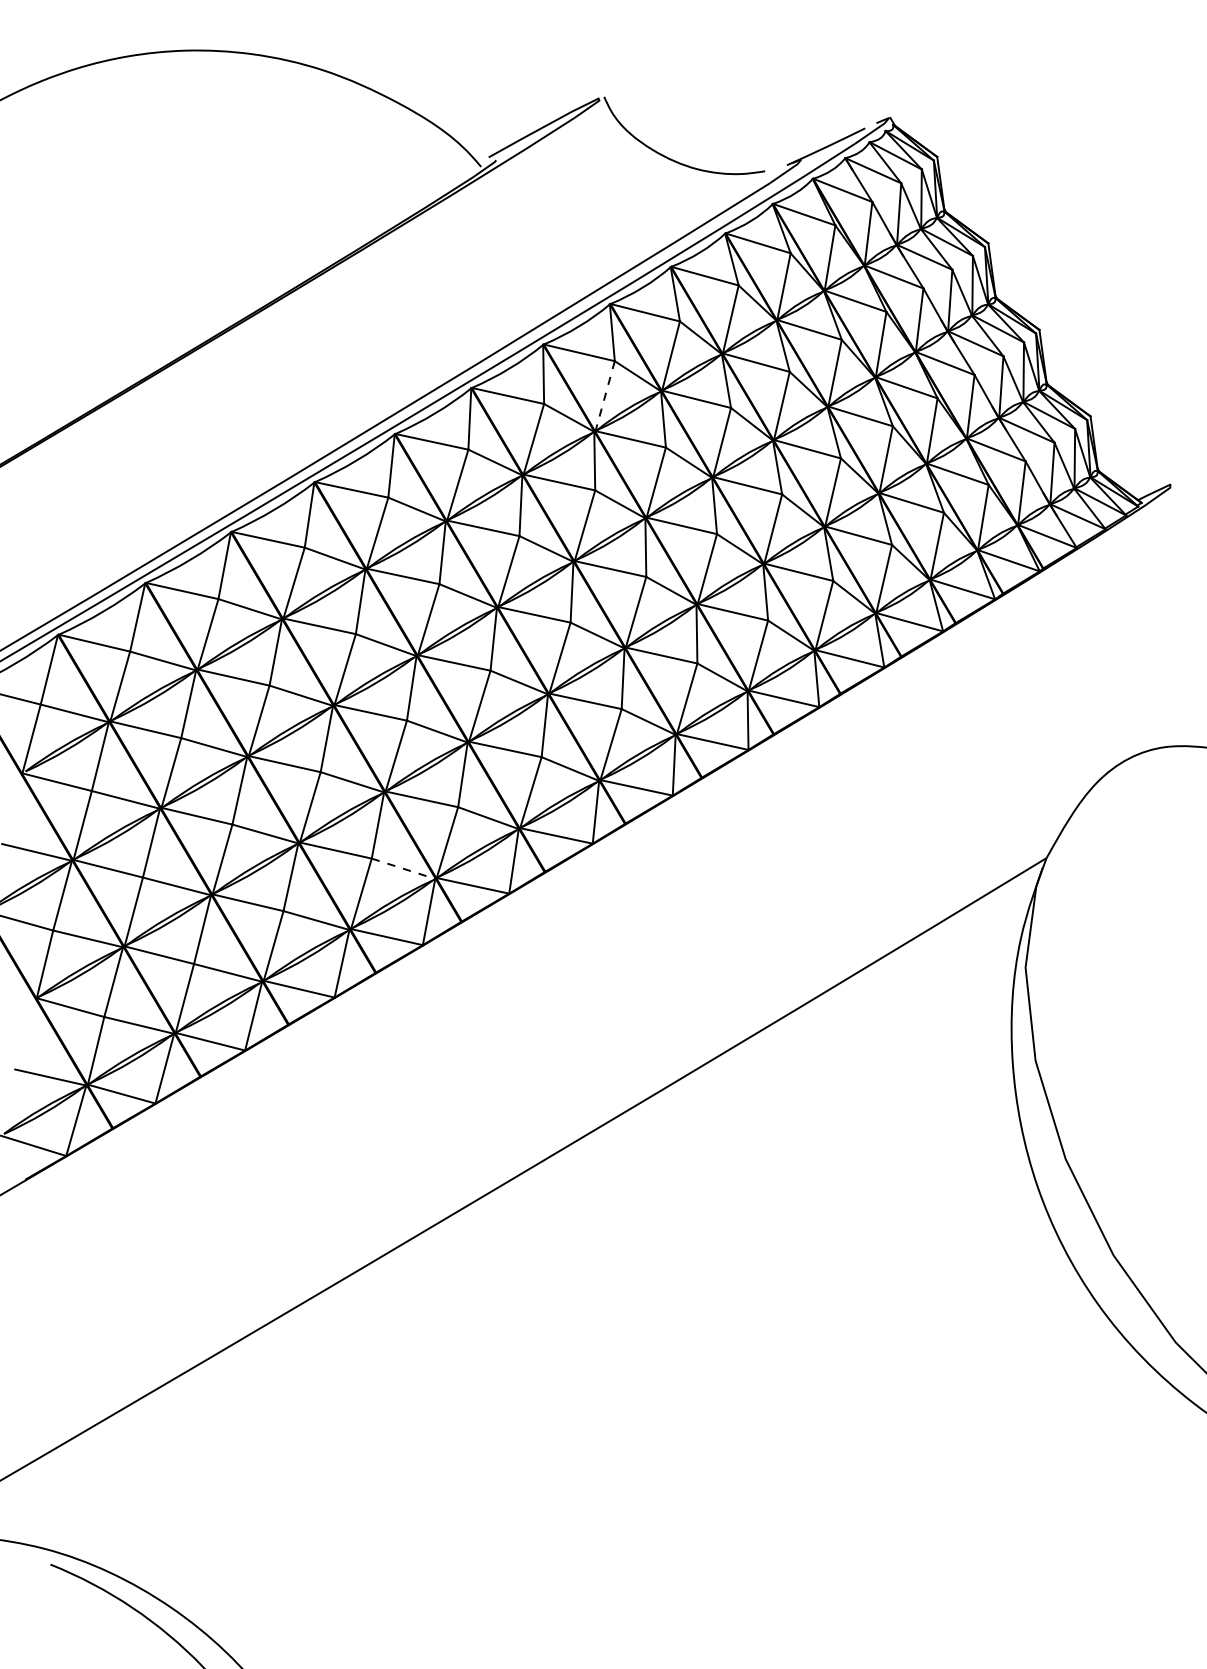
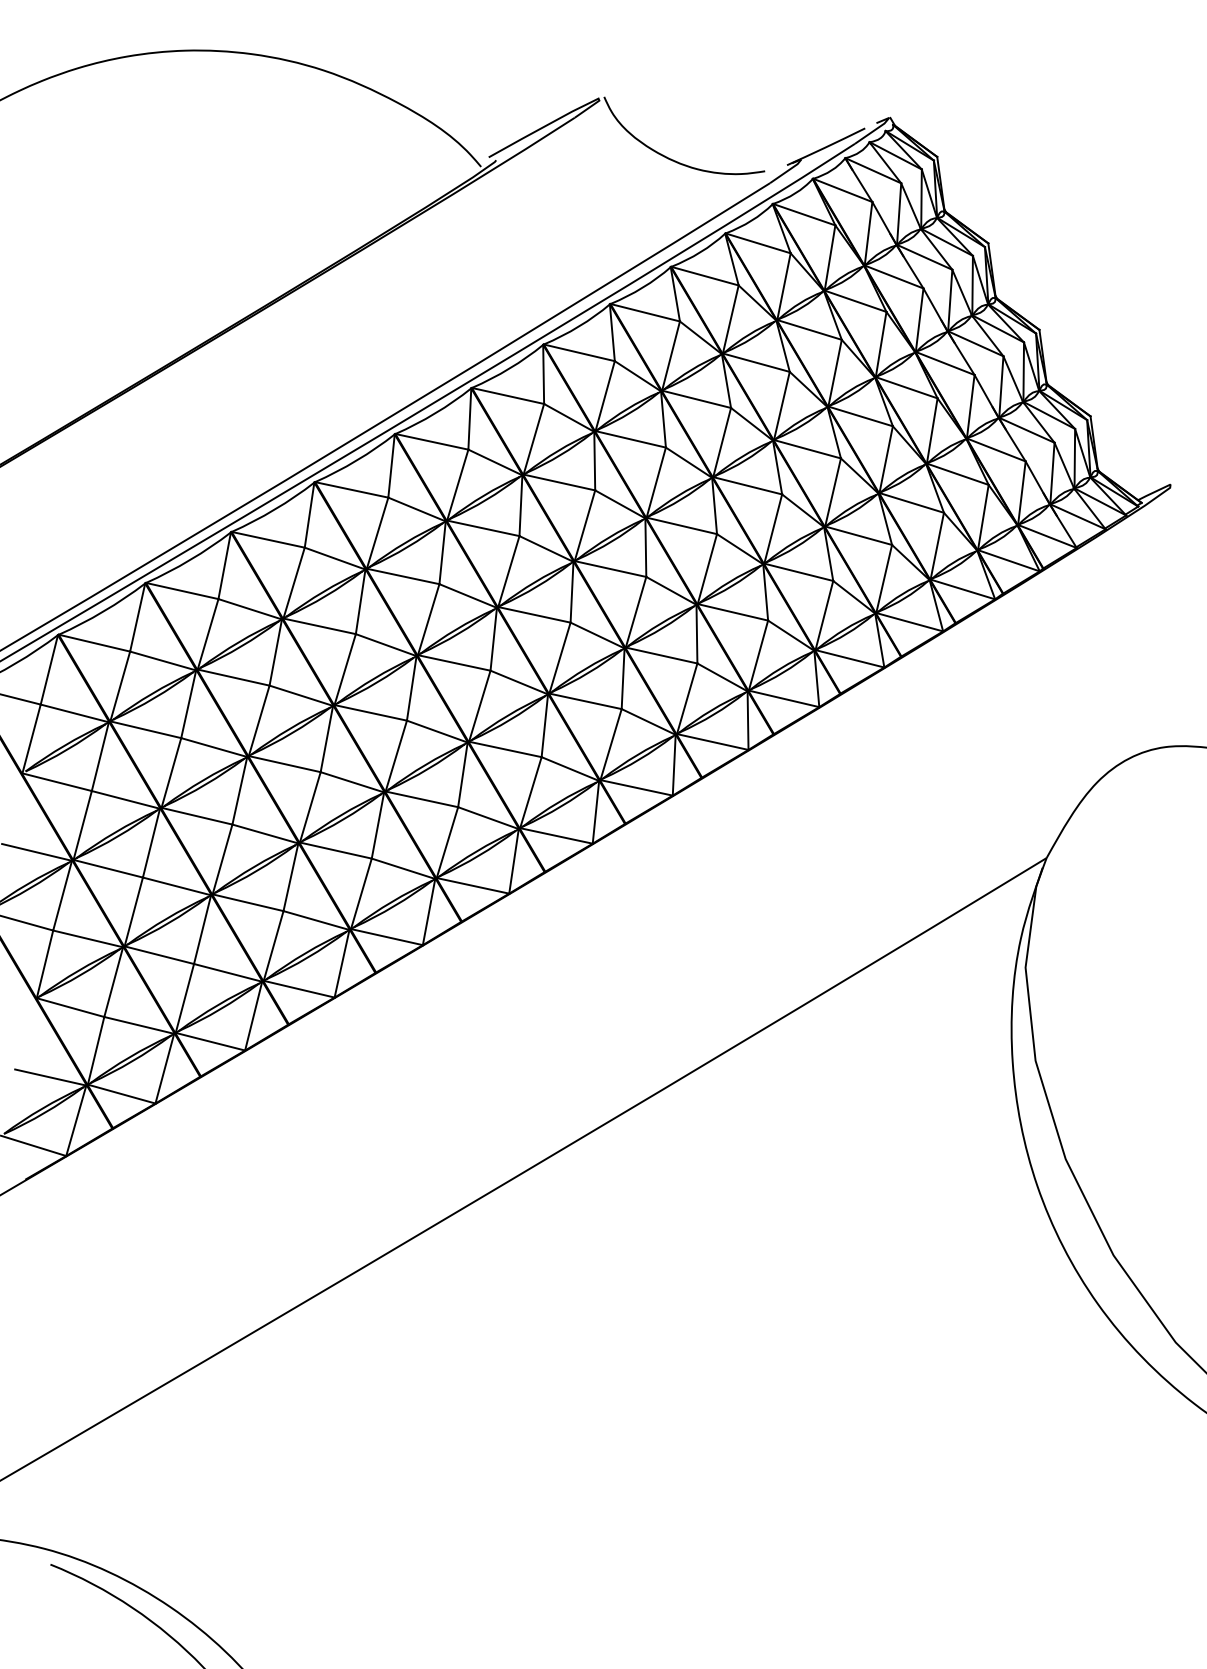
line: dashed -> solid (605, 396)
line: dashed -> solid (404, 868)
